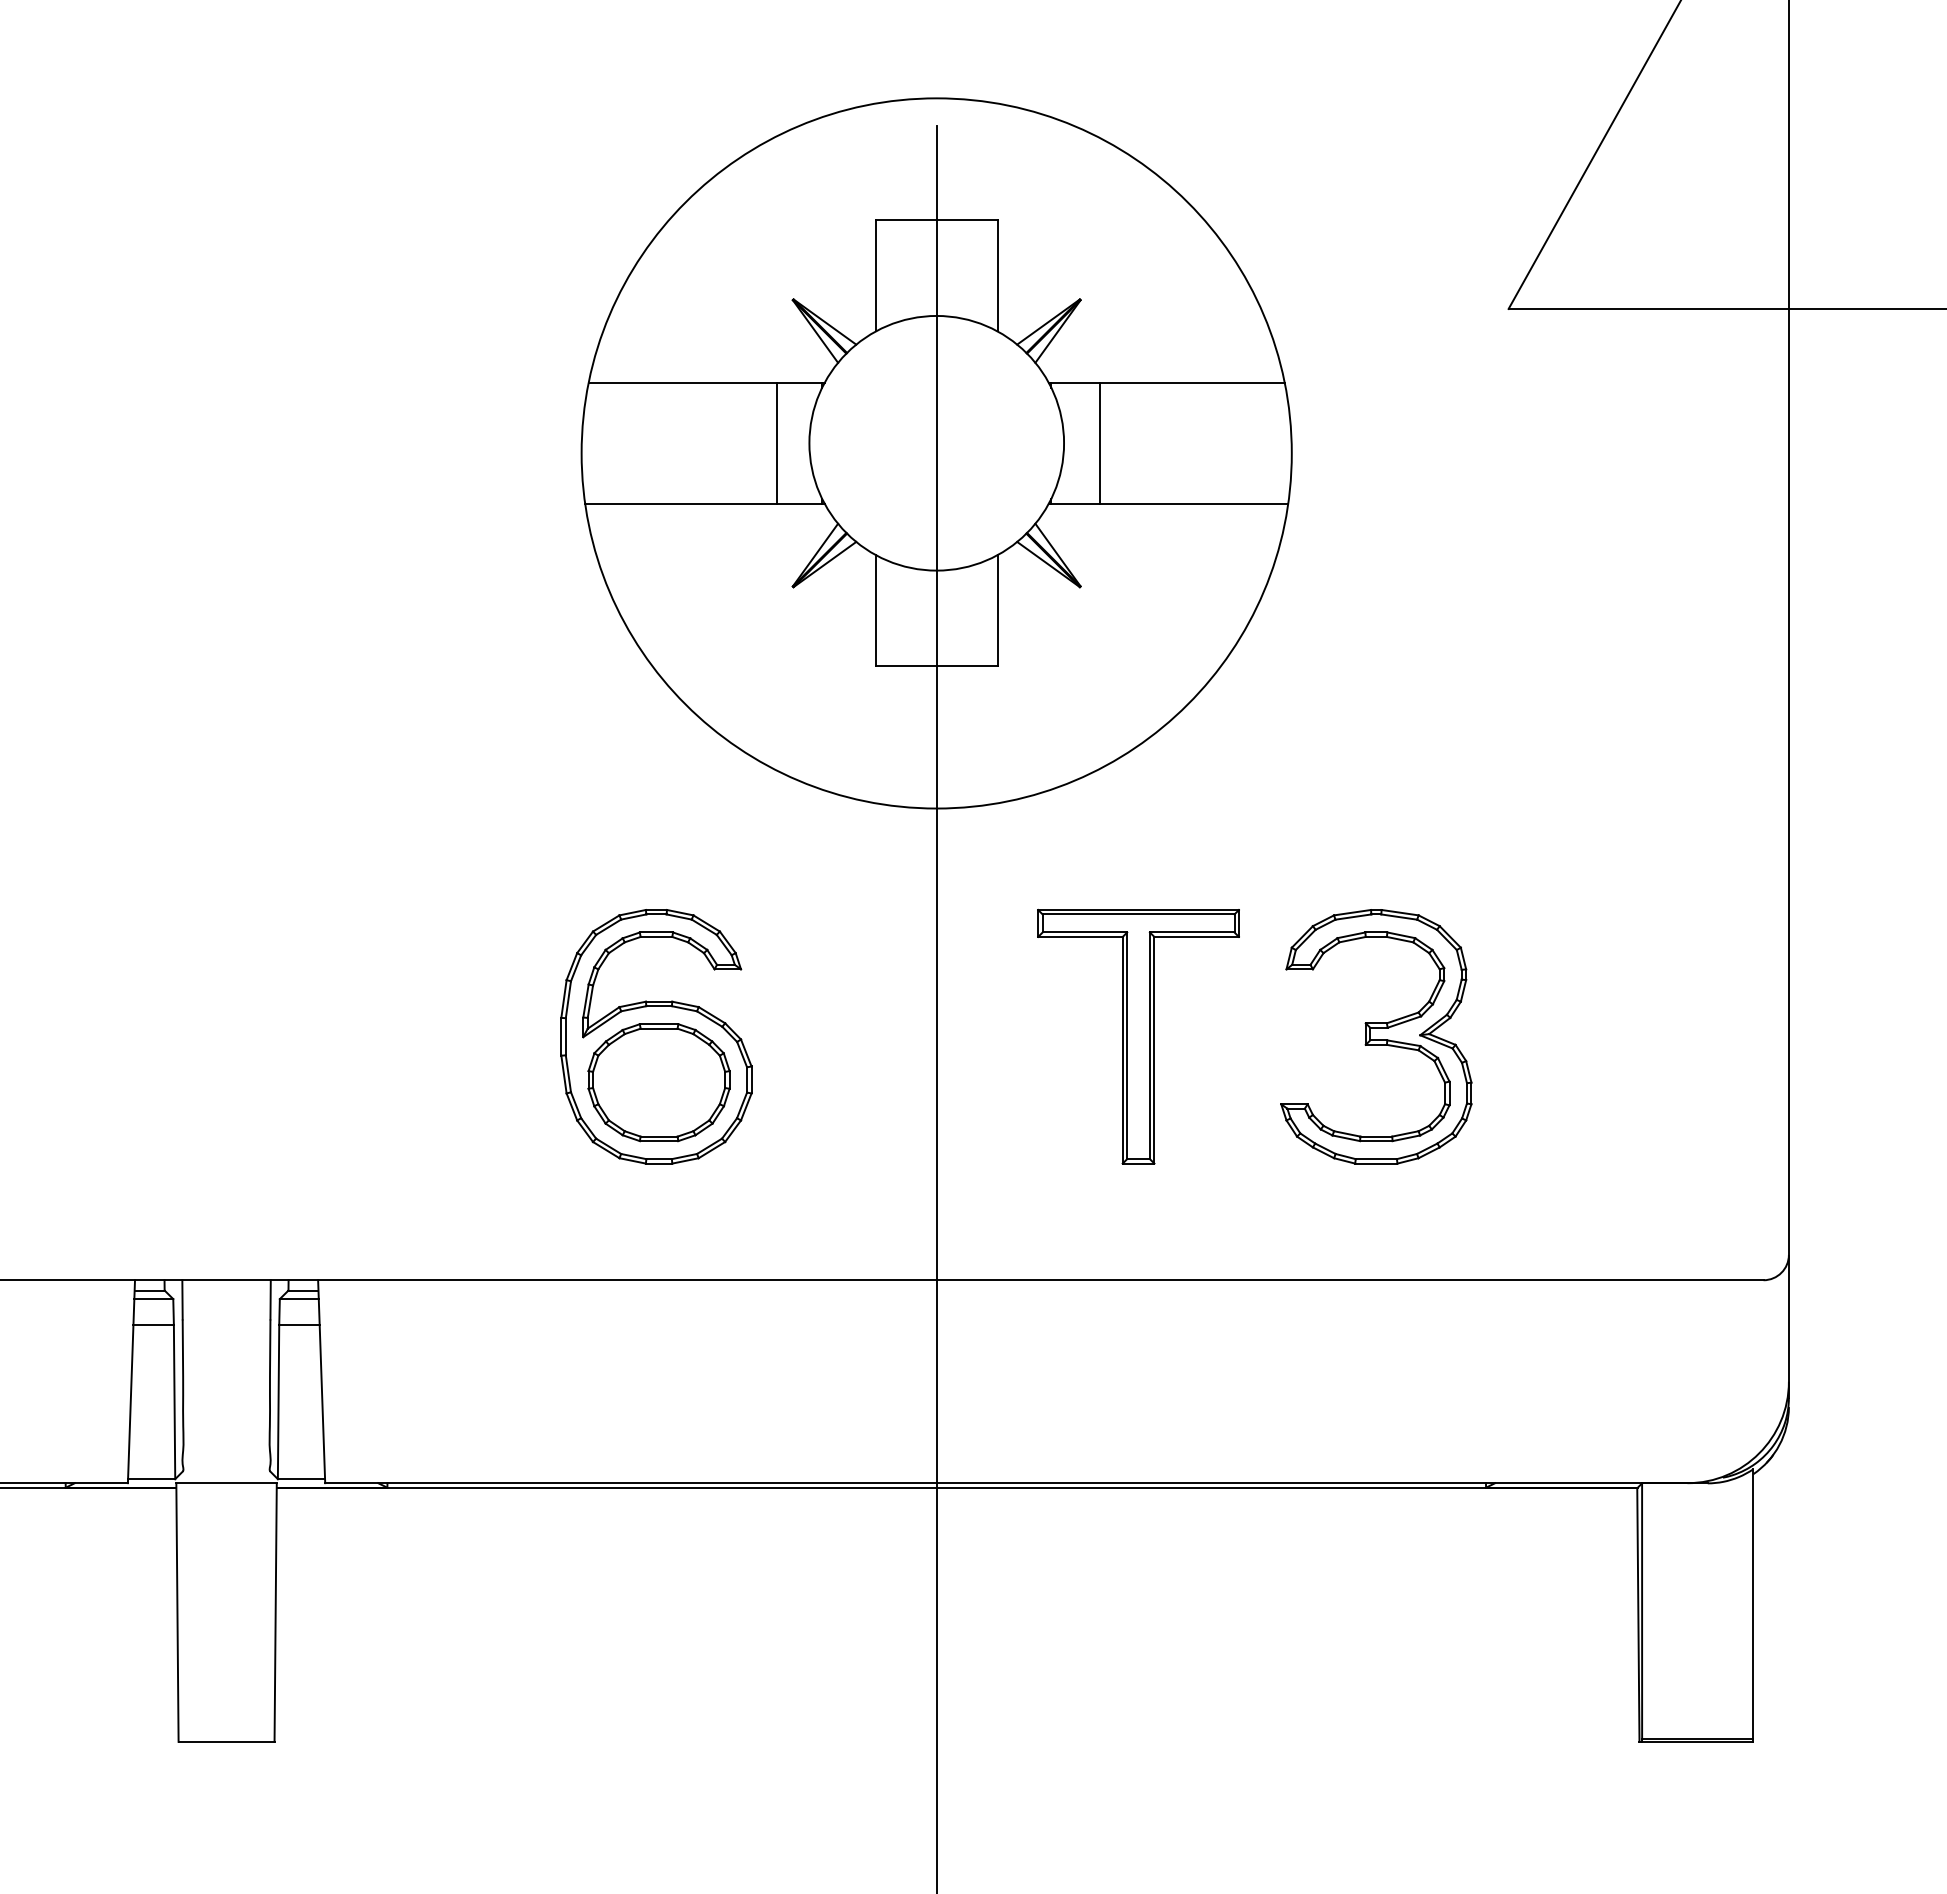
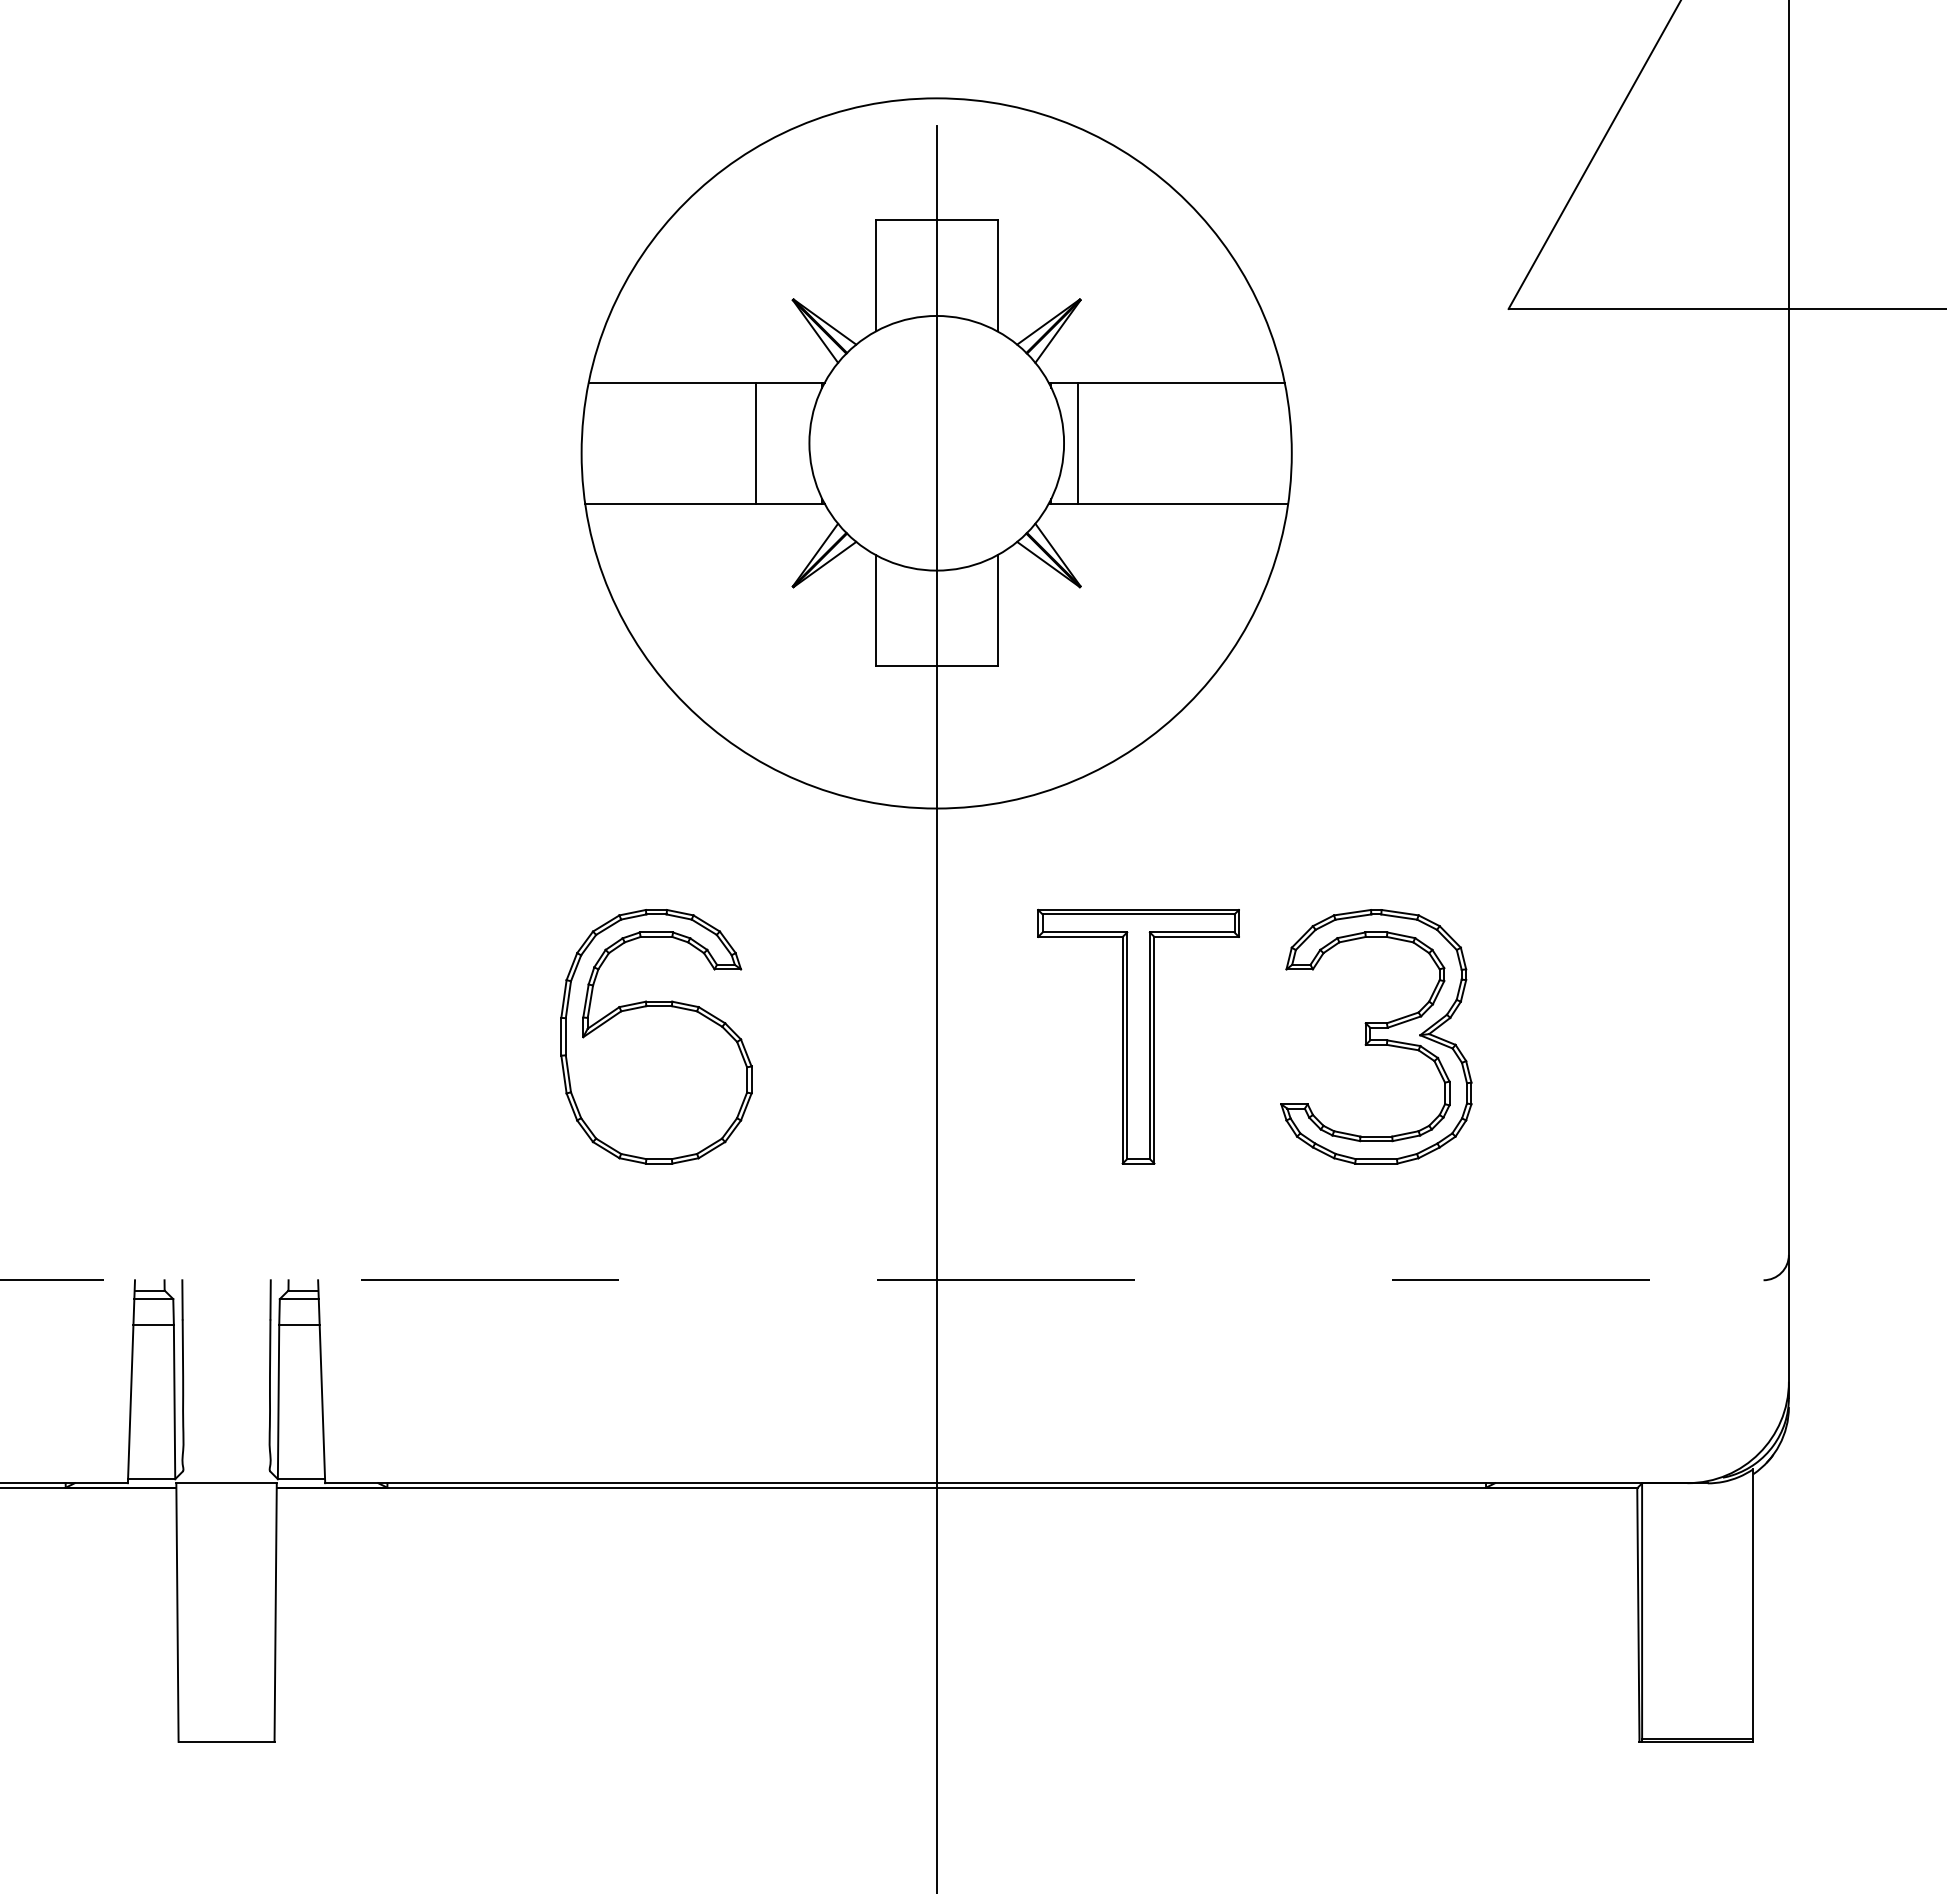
line position: (776, 442) -> (755, 442) (755, 442)
line position: (1099, 442) -> (1077, 442) (1077, 442)
part: present -> none (658, 1082)
line: solid -> dashed (882, 1280)
